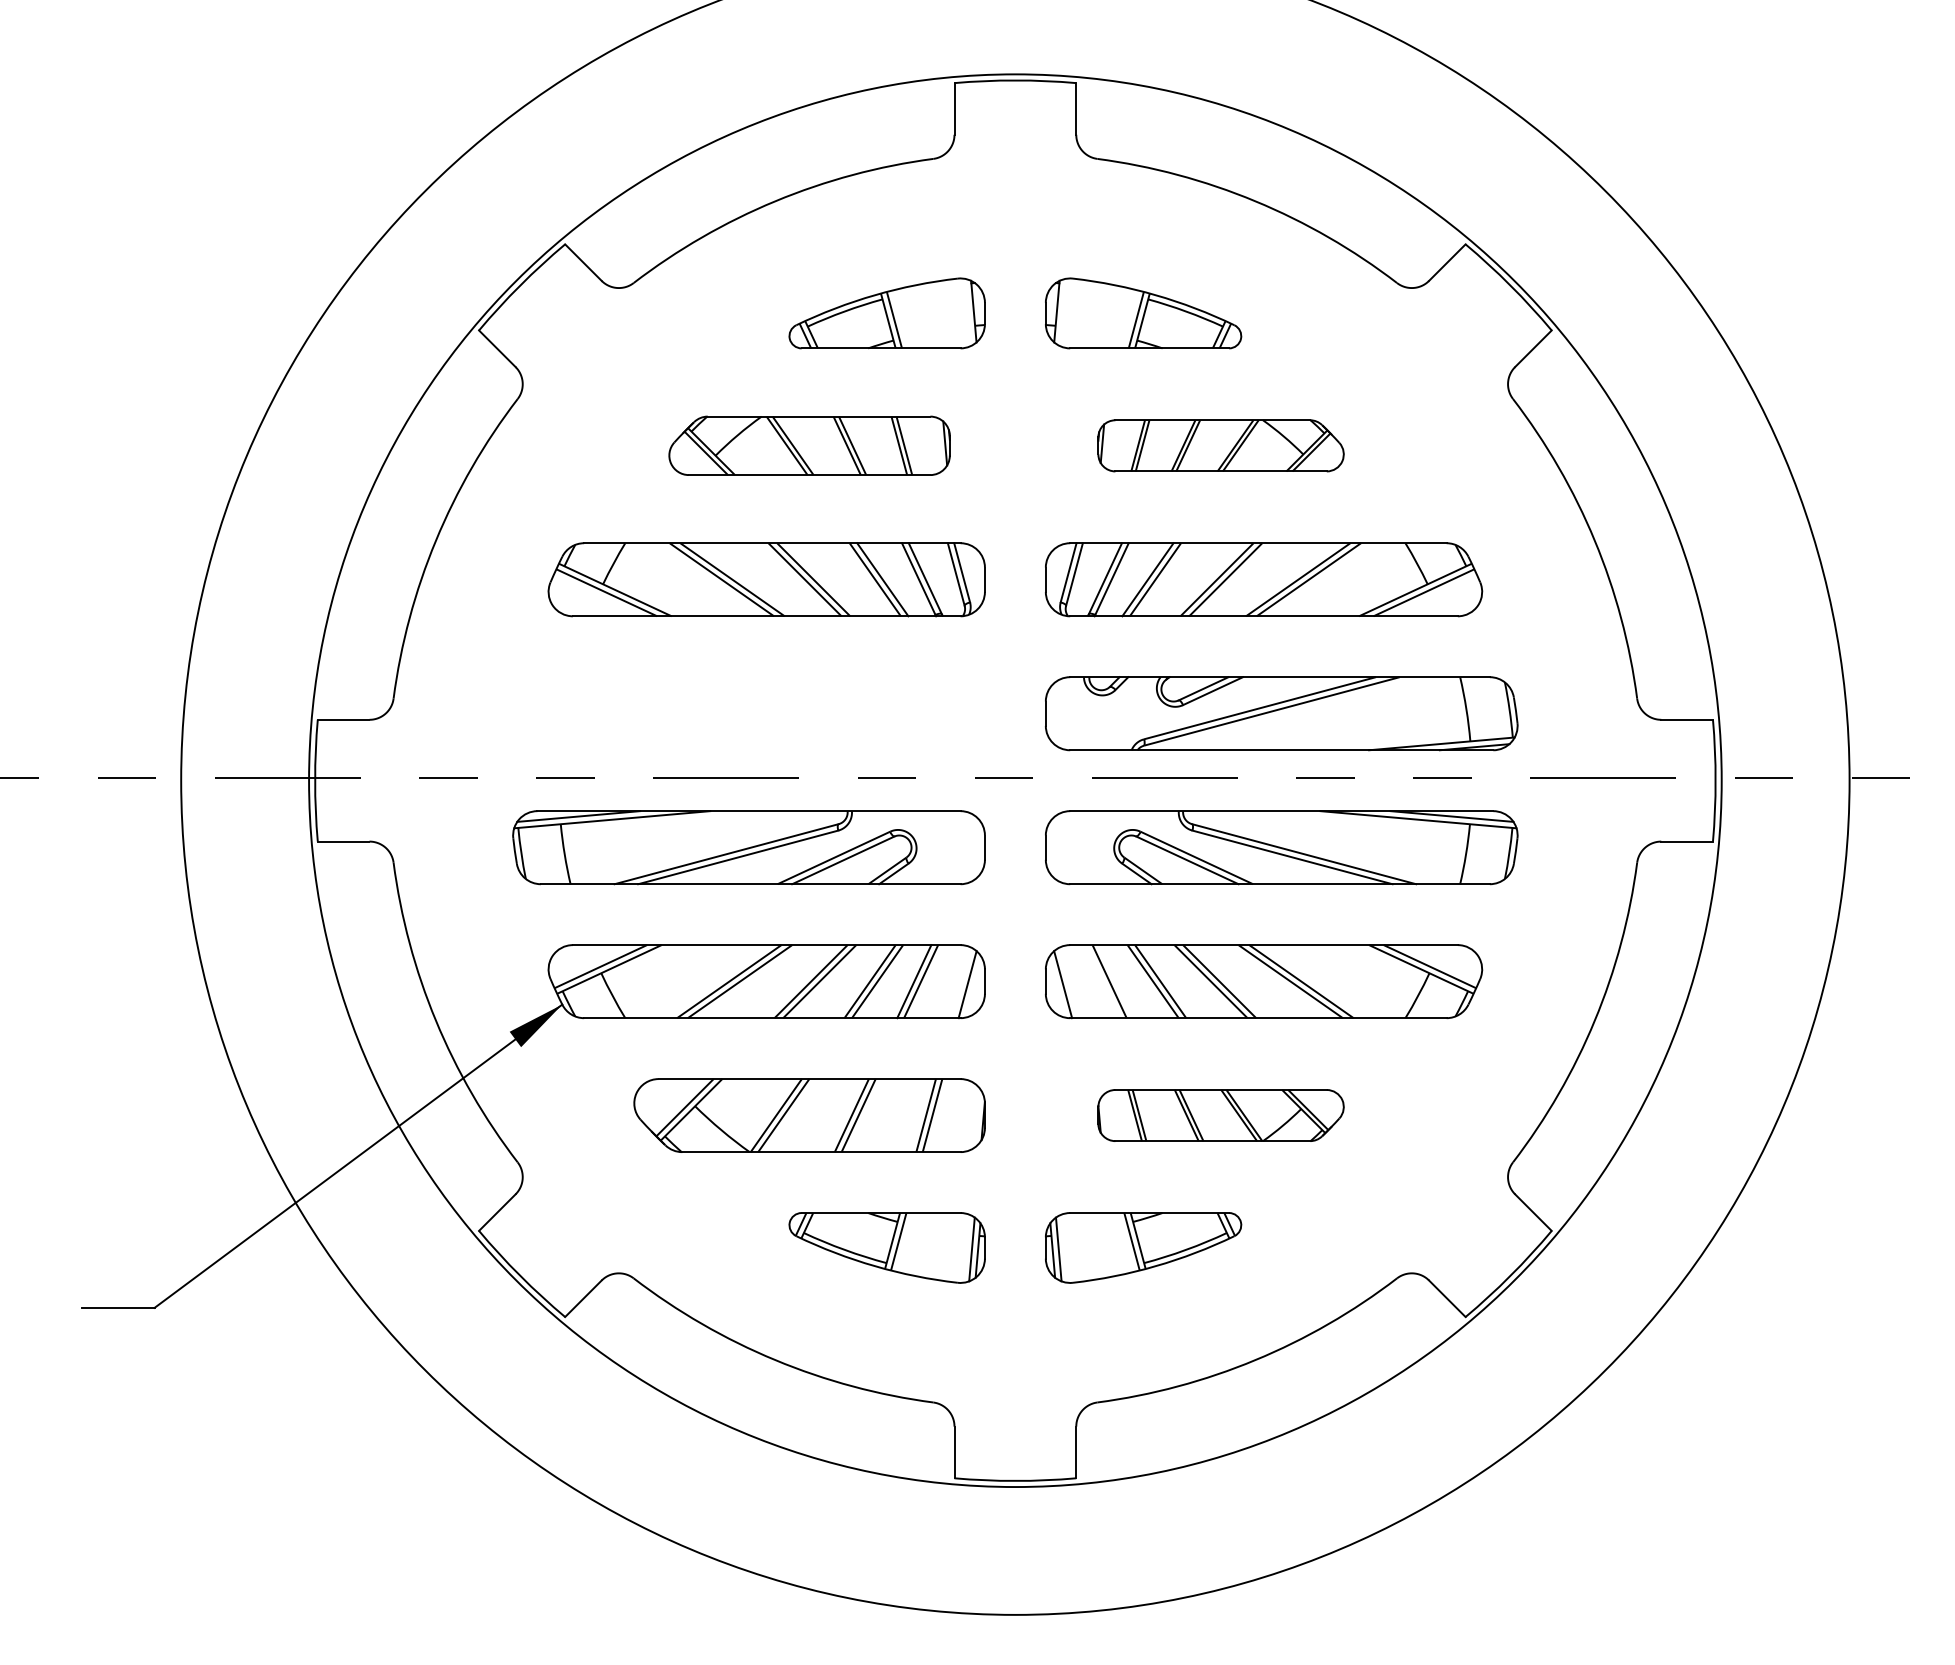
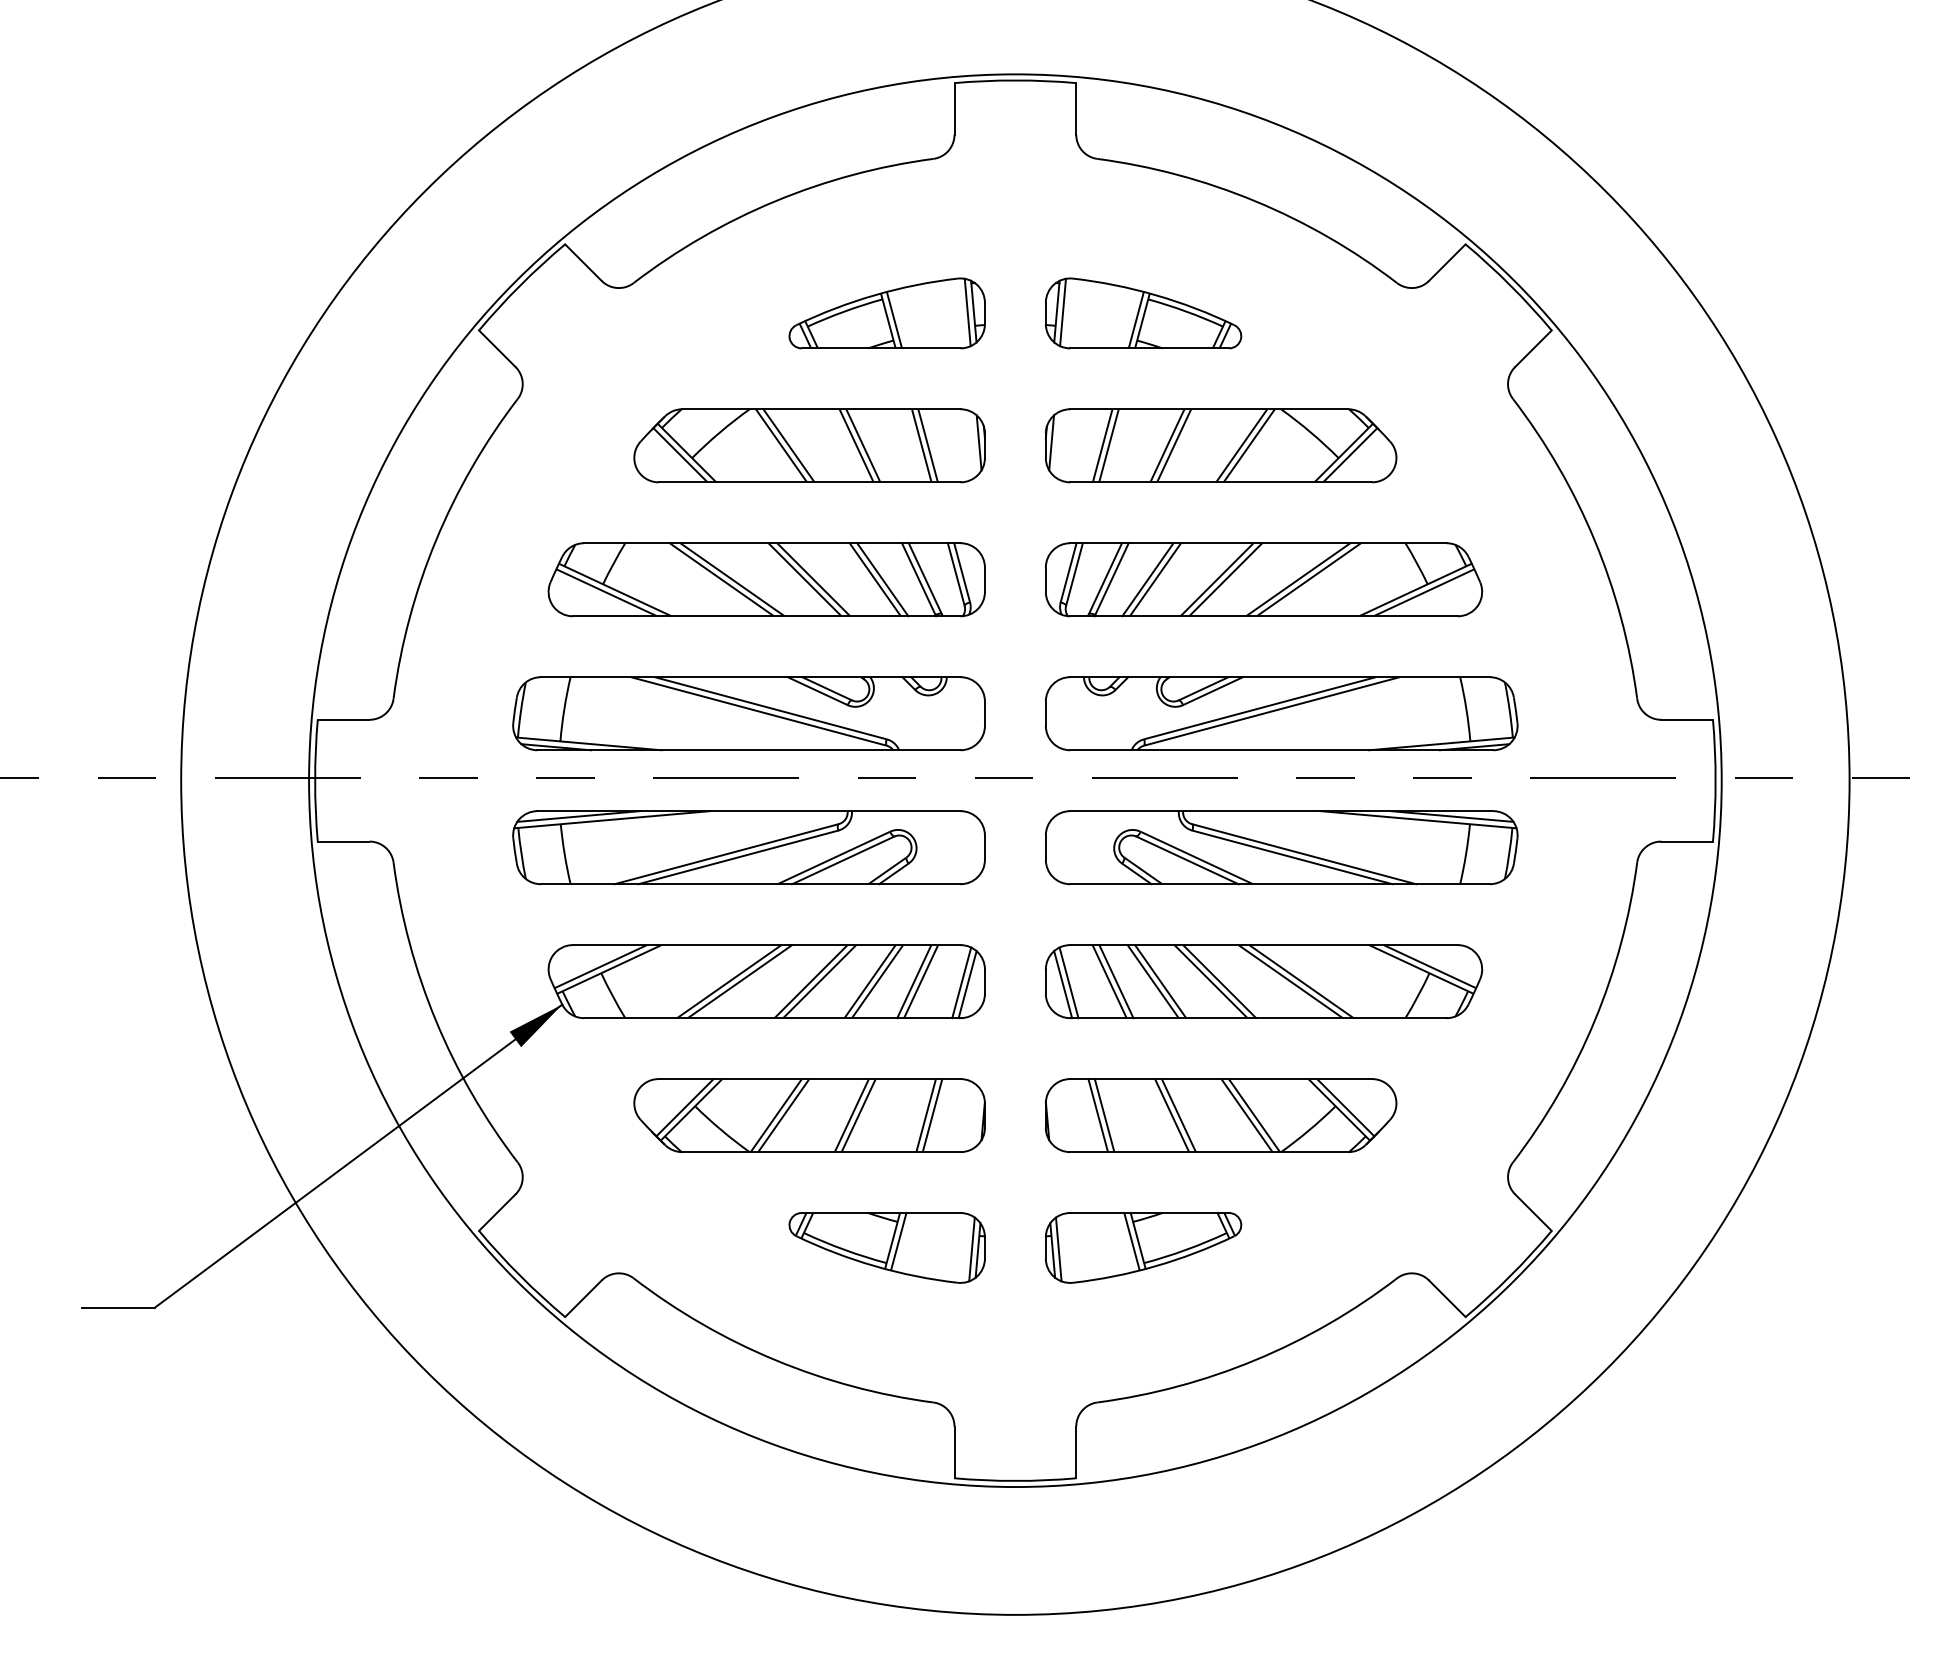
line: none -> present (967, 312)
line: none -> present (1062, 312)
part size: 283x61 px -> 353x76 px (809, 445)
part size: 248x54 px -> 354x76 px (1220, 445)
part: none -> present (748, 713)
line: none -> present (1116, 981)
line: none -> present (961, 982)
line: none -> present (1068, 982)
part size: 248x53 px -> 354x75 px (1220, 1115)
